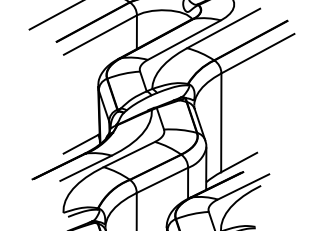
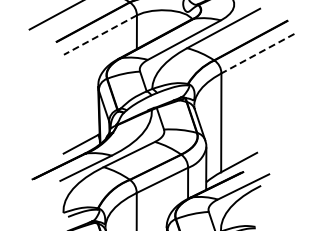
line: solid -> dashed (100, 35)
line: solid -> dashed (257, 53)
